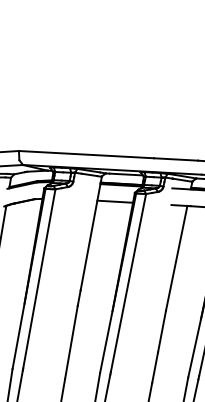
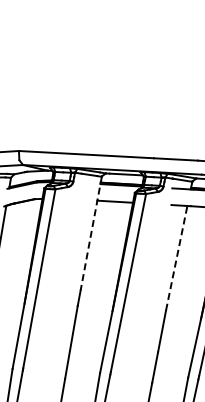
line: solid -> dashed (91, 233)
line: solid -> dashed (176, 257)
